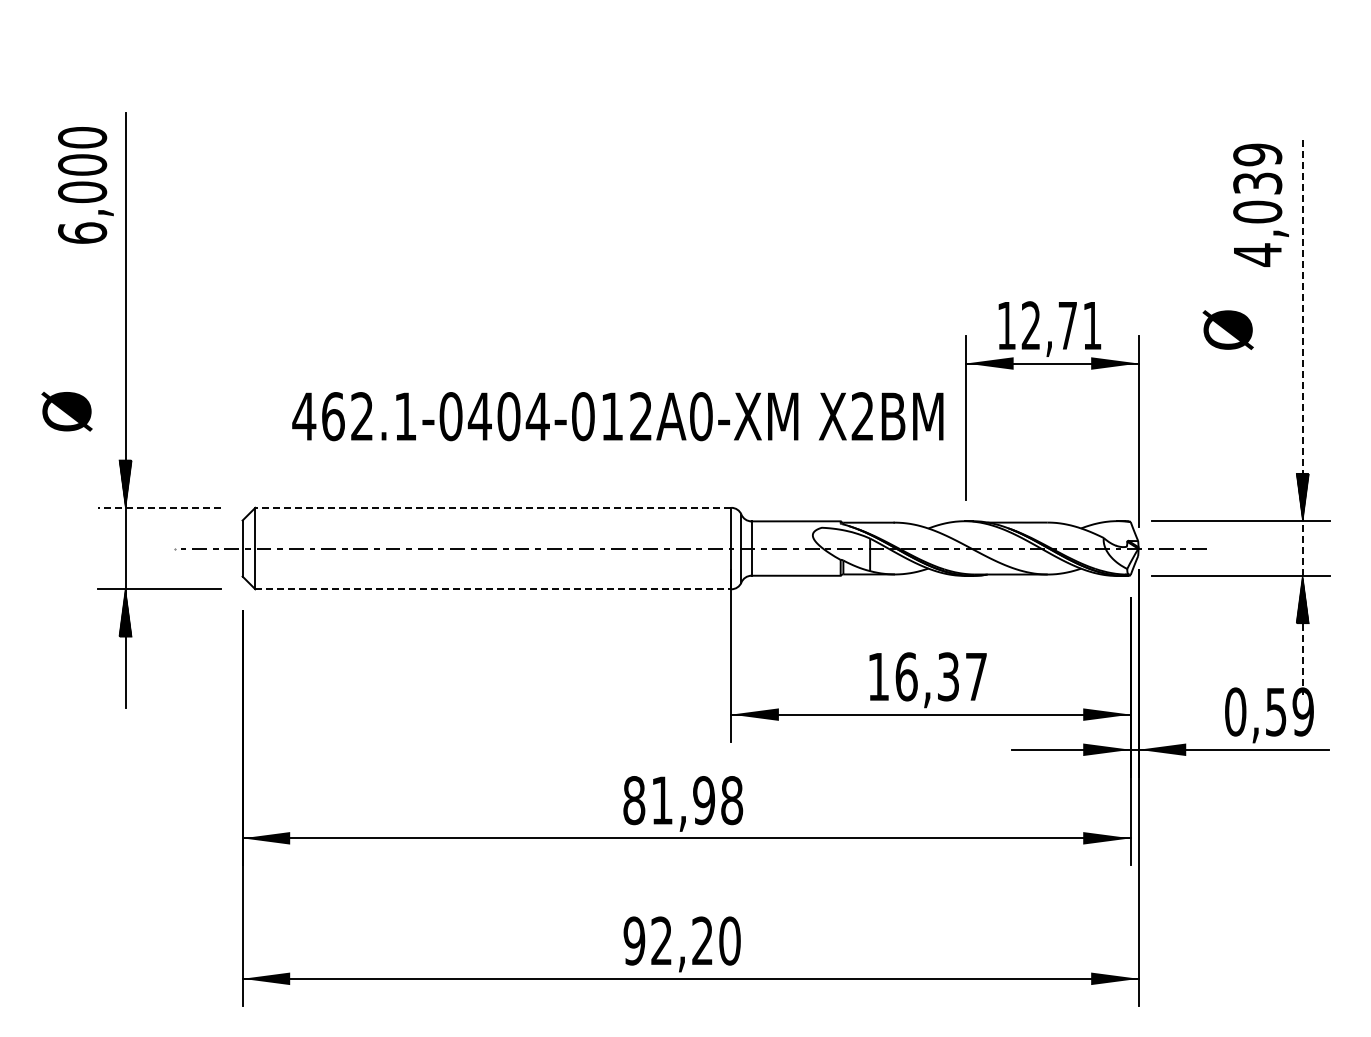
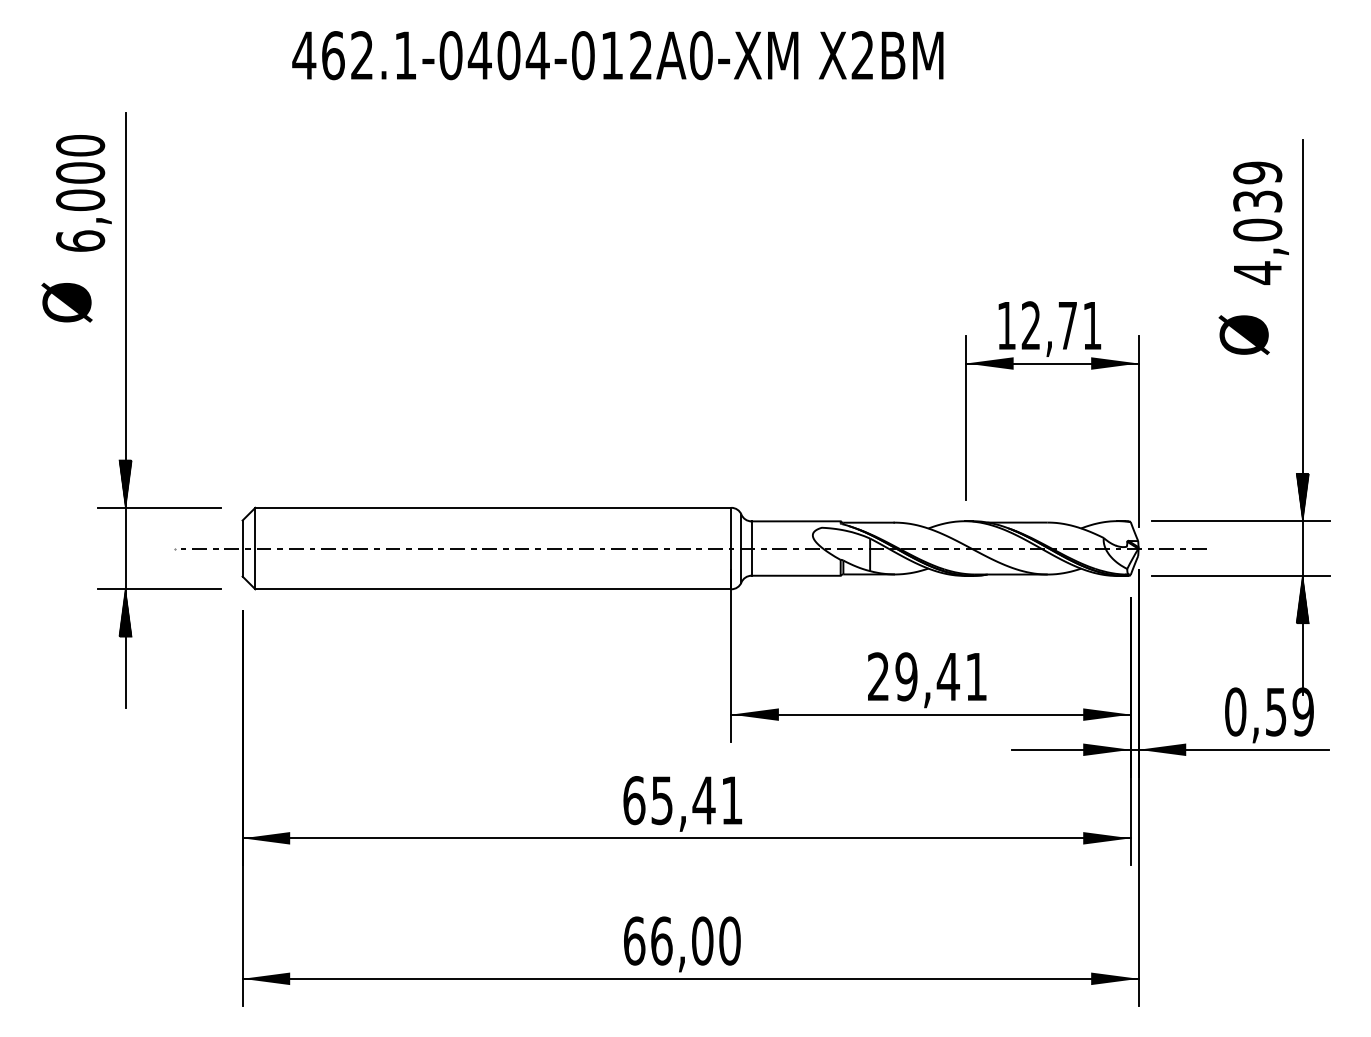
text position: (85, 185) -> (83, 193) (83, 193)
text position: (1260, 204) -> (1260, 222) (1260, 222)
text position: (1227, 329) -> (1243, 334) (1243, 334)
text position: (66, 411) -> (66, 302) (66, 302)
text position: (617, 416) -> (617, 55) (617, 55)
line: dashed -> solid (1302, 417)
line: dashed -> solid (159, 507)
line: dashed -> solid (492, 507)
line: dashed -> solid (493, 589)
text: 16,37 -> 29,41 (927, 676)
text: 81,98 -> 65,41 (683, 800)
text: 92,20 -> 66,00 (668, 940)
